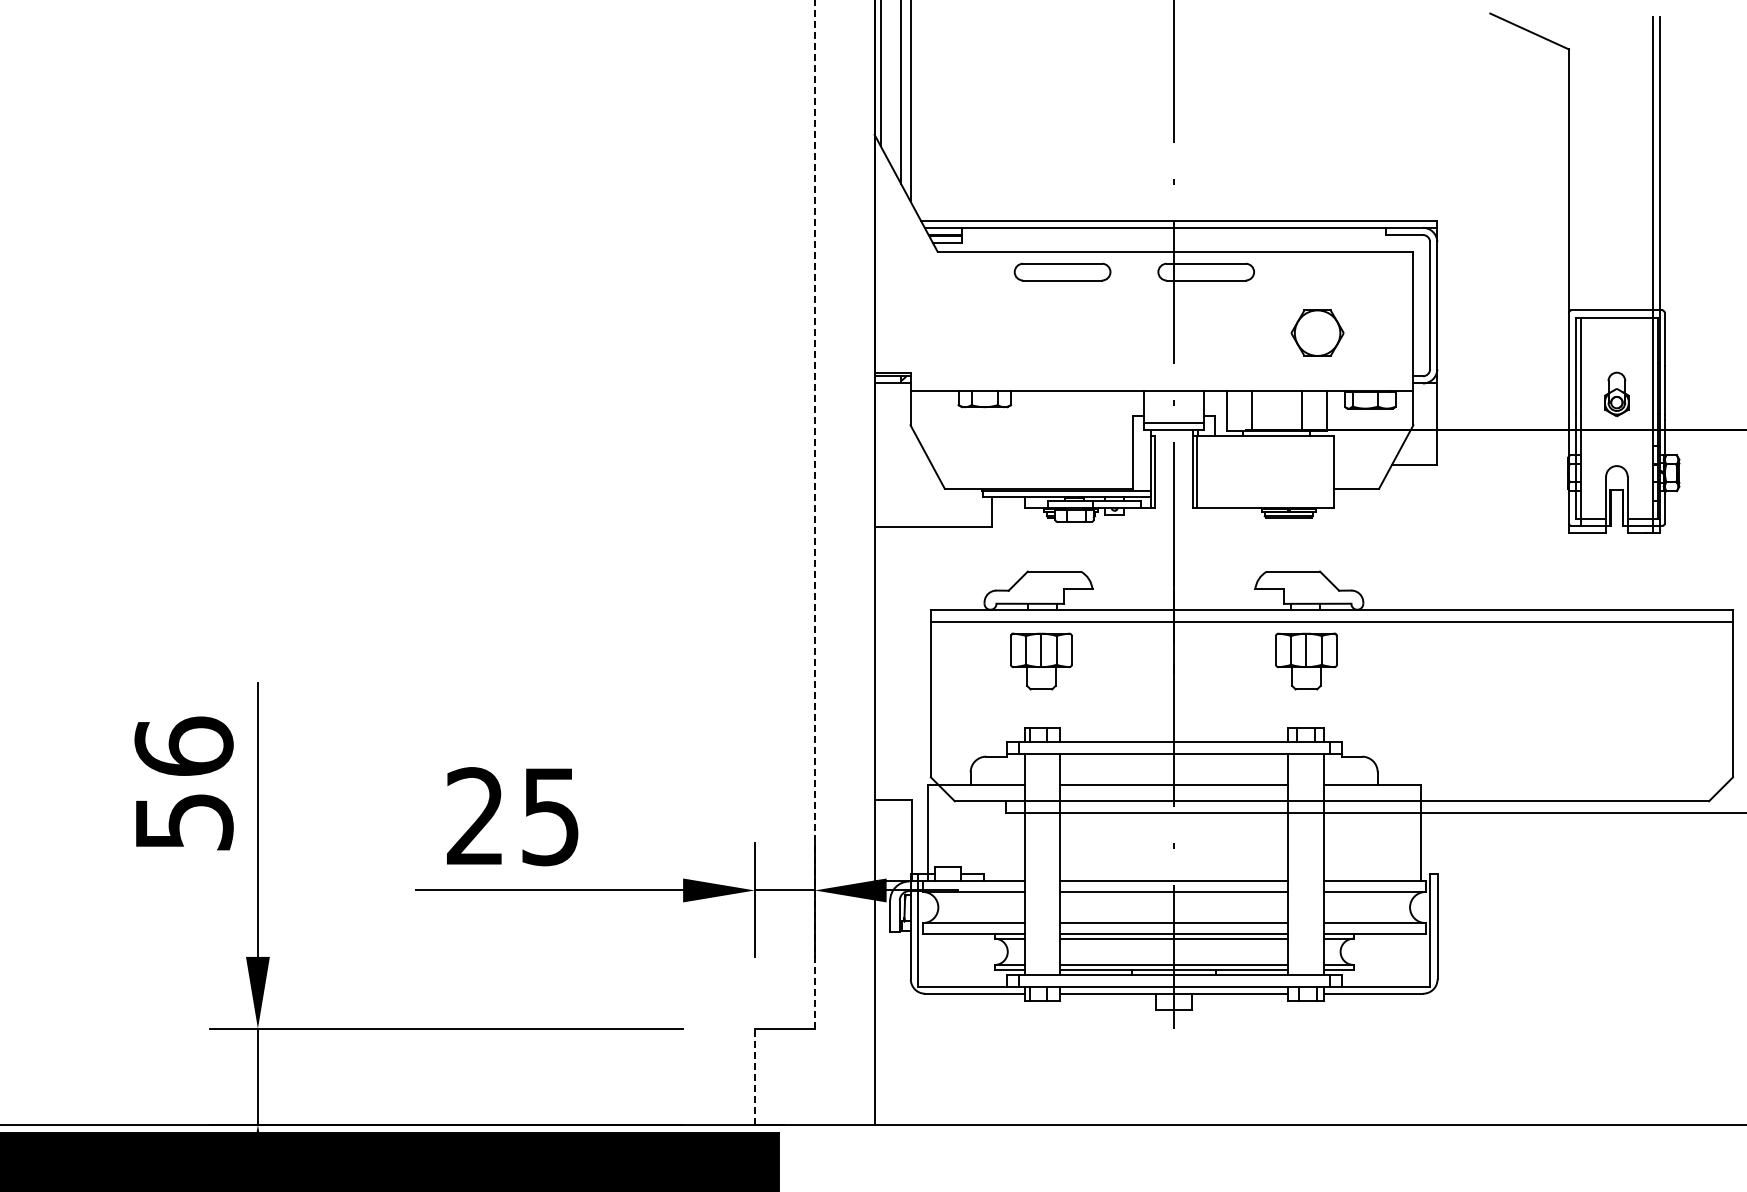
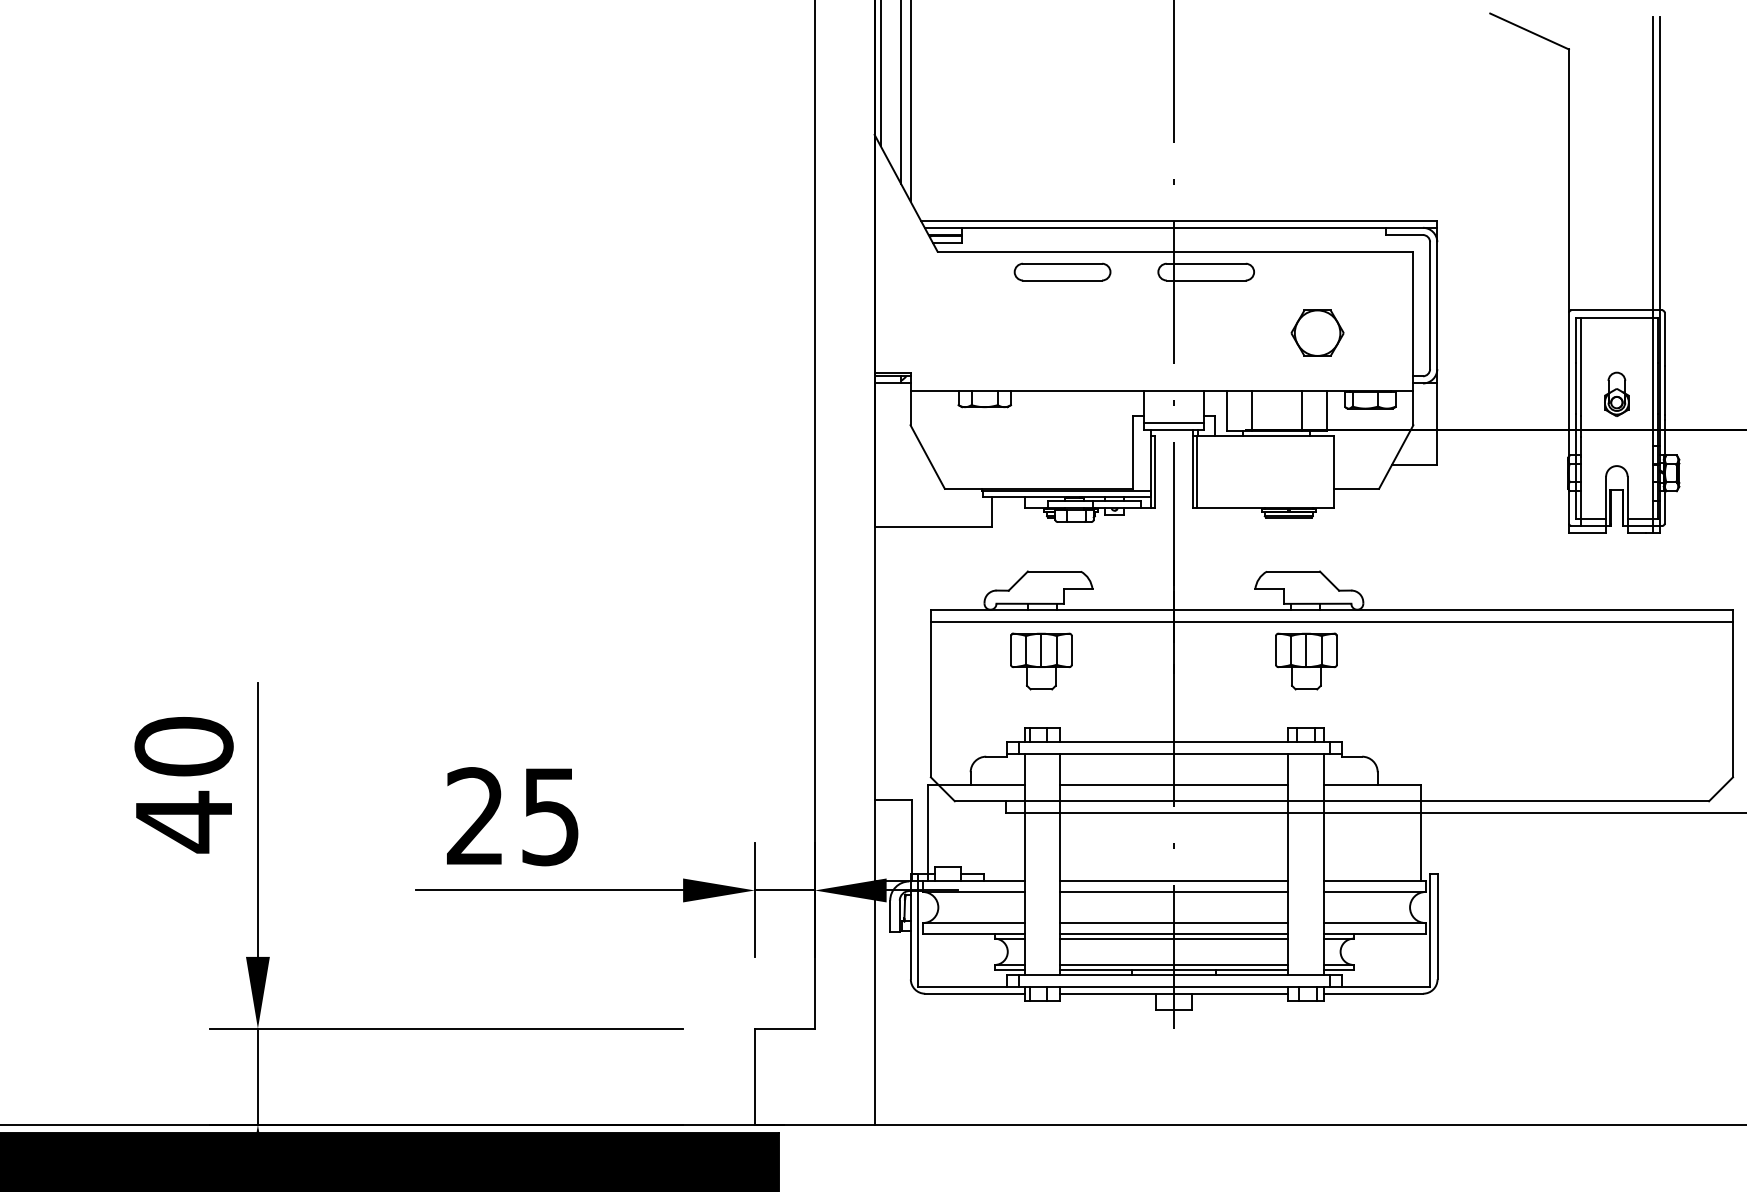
line: dashed -> solid (814, 513)
text: 56 -> 40 (183, 784)
line: dashed -> solid (754, 1076)
